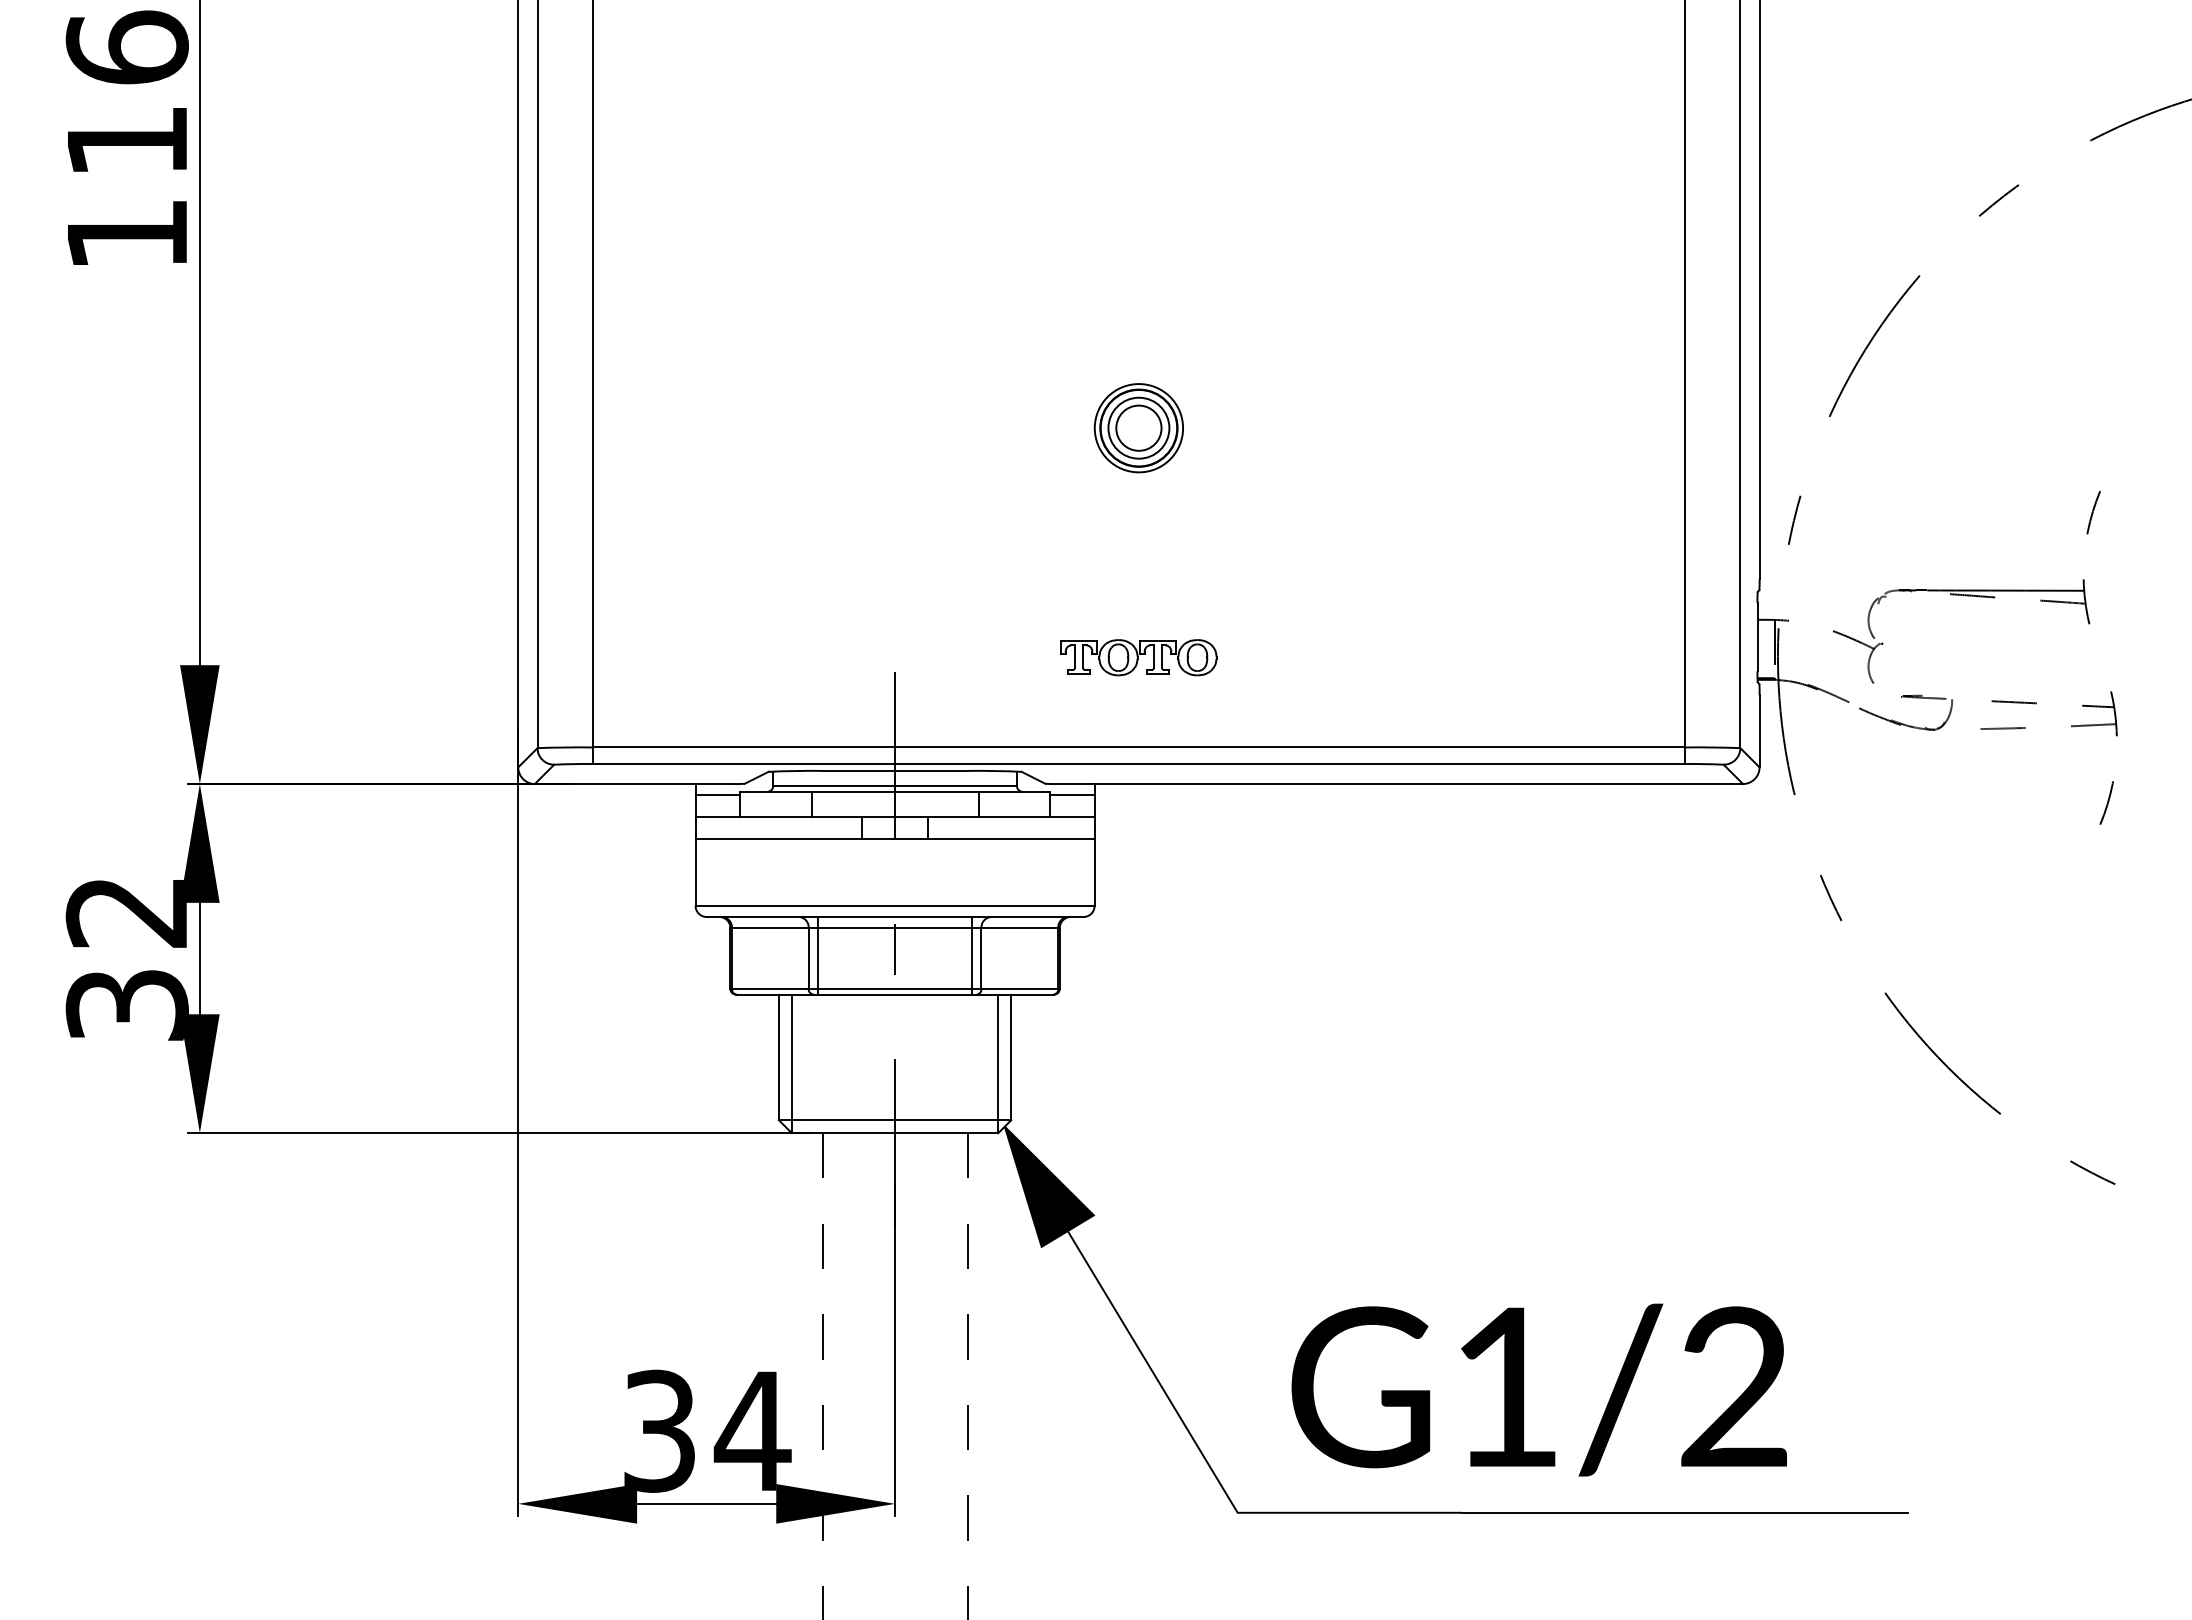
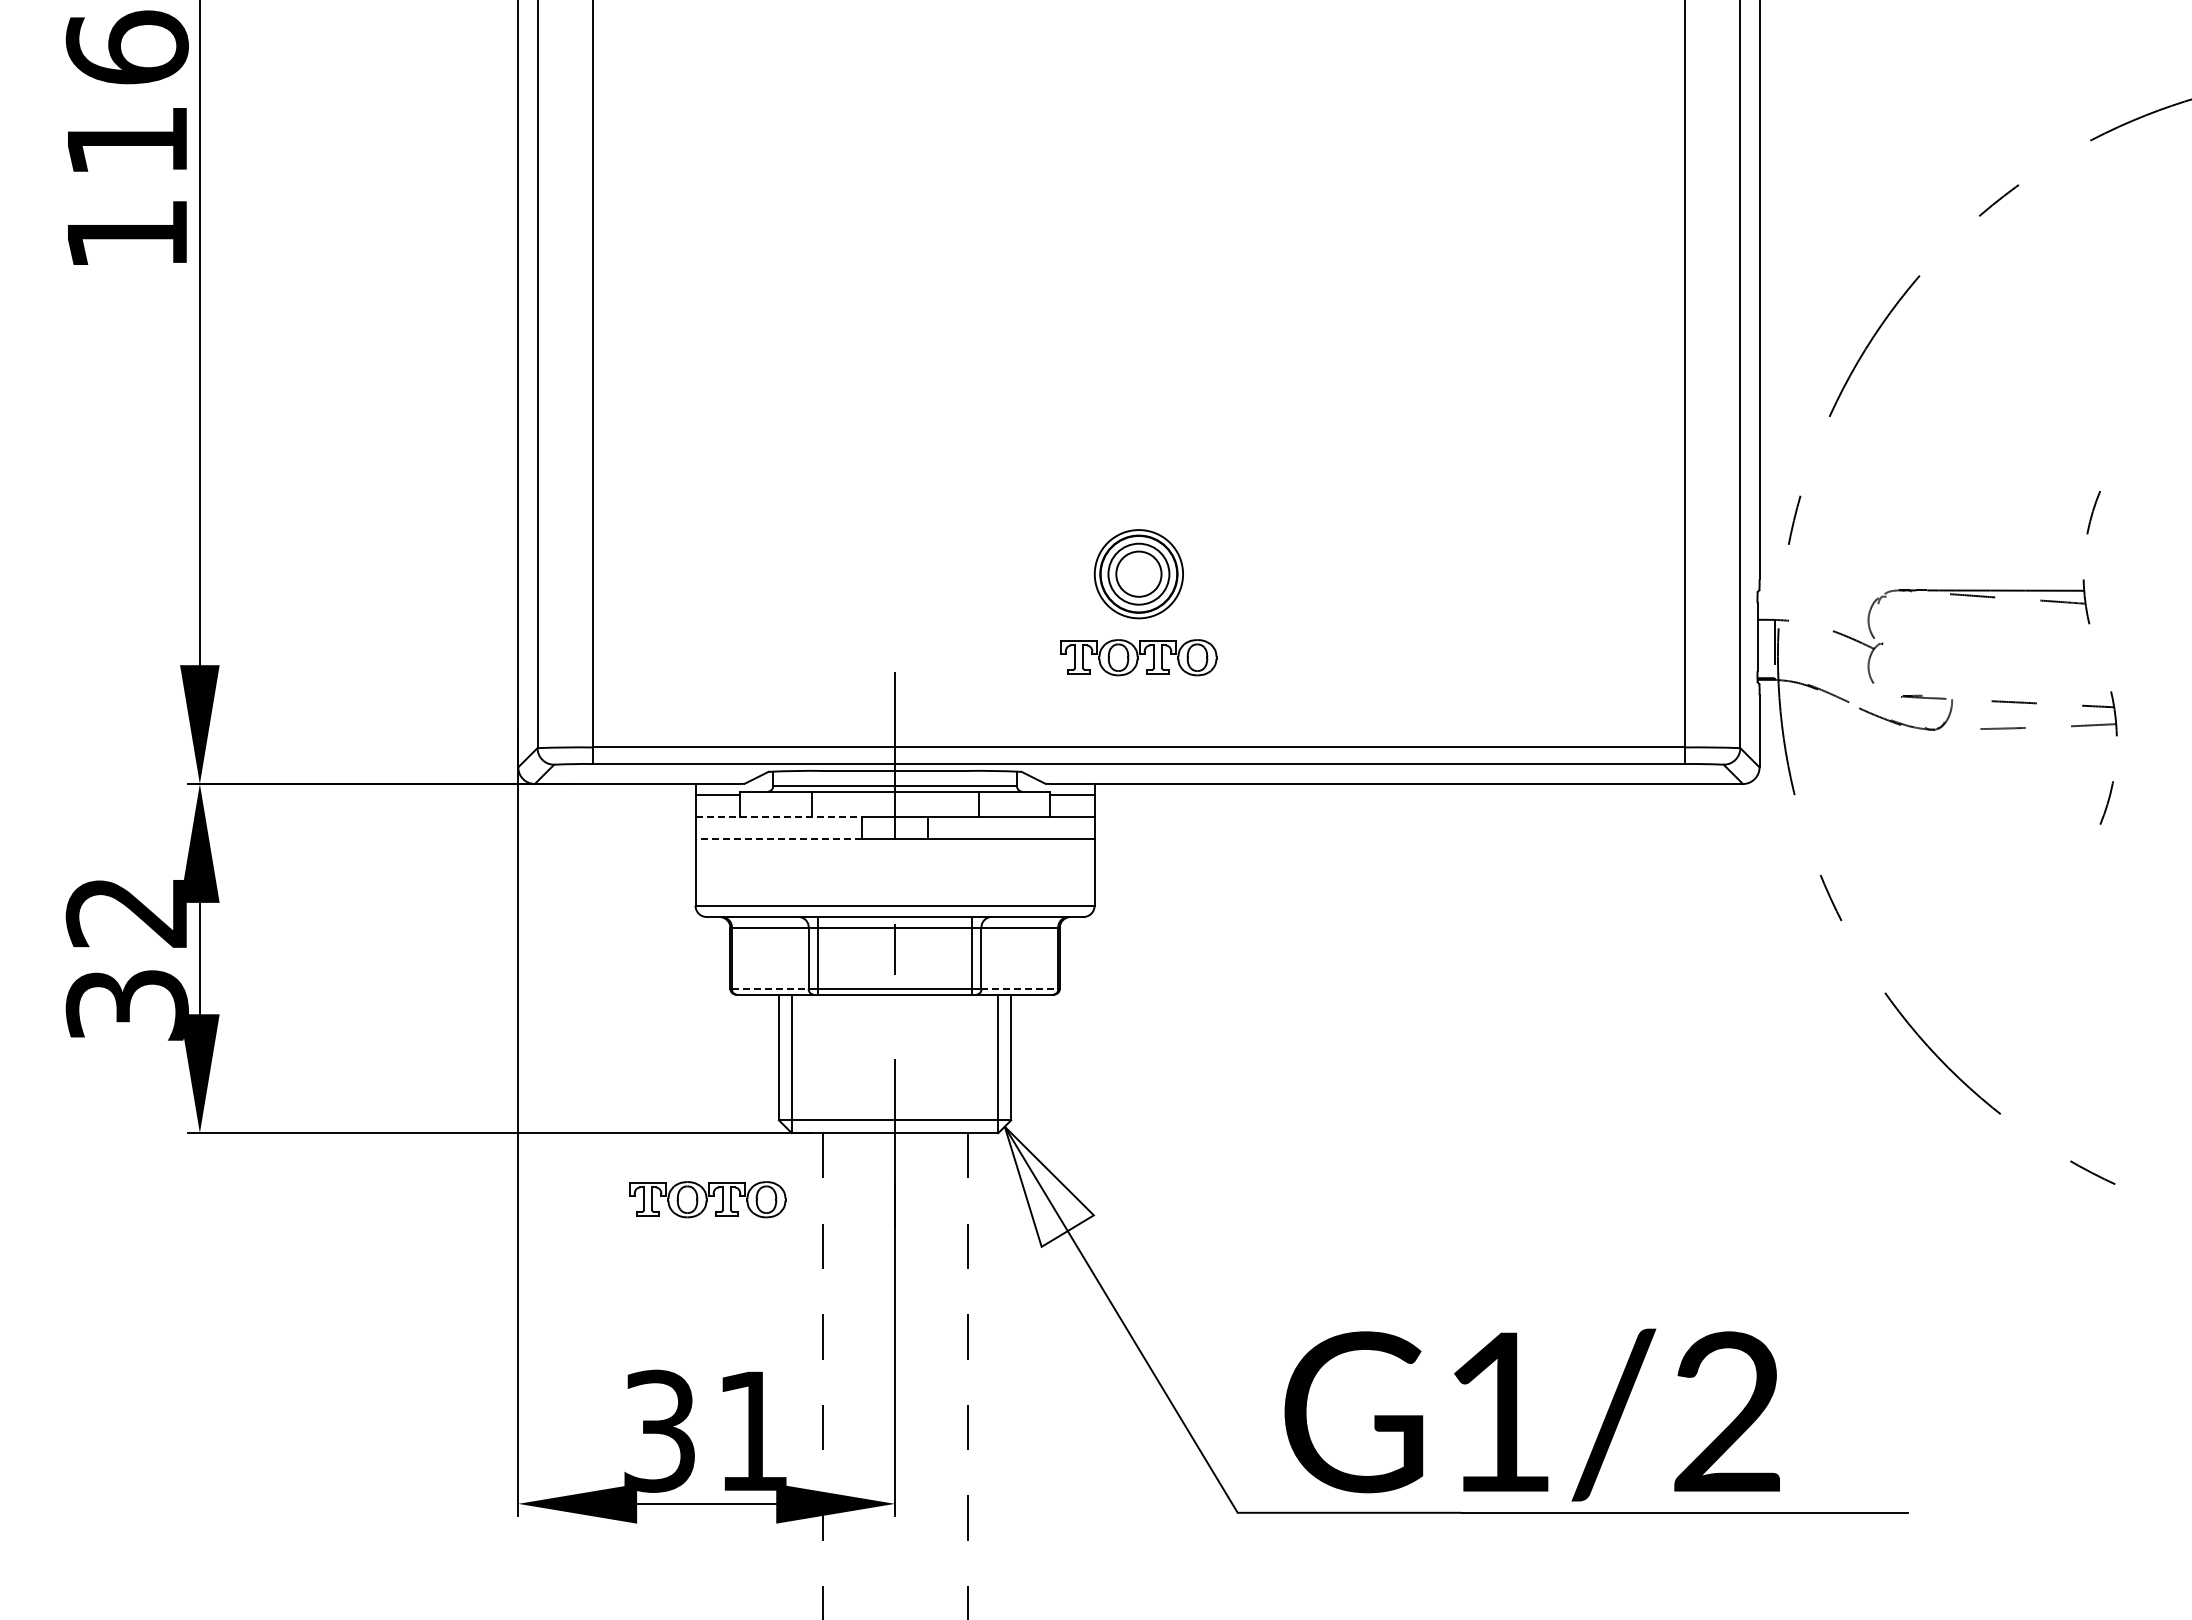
part position: (1138, 428) -> (1138, 574) (1138, 574)
line: solid -> dashed (779, 817)
line: solid -> dashed (778, 839)
line: solid -> dashed (770, 989)
line: solid -> dashed (1020, 989)
fill: present -> none (1048, 1186)
part: none -> present (707, 1199)
text position: (1538, 1389) -> (1531, 1414) (1531, 1414)
text: 34 -> 31 (752, 1430)
